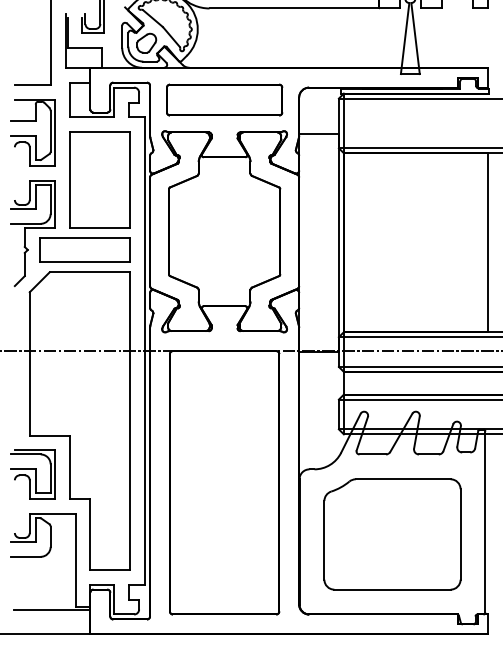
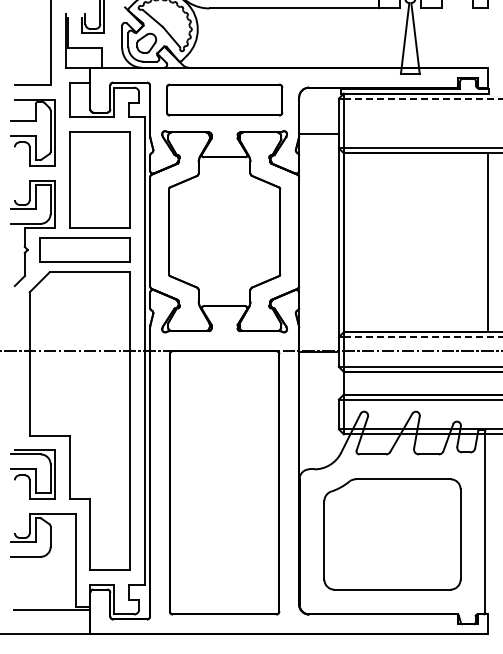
line: solid -> dashed (423, 98)
line: solid -> dashed (423, 337)
